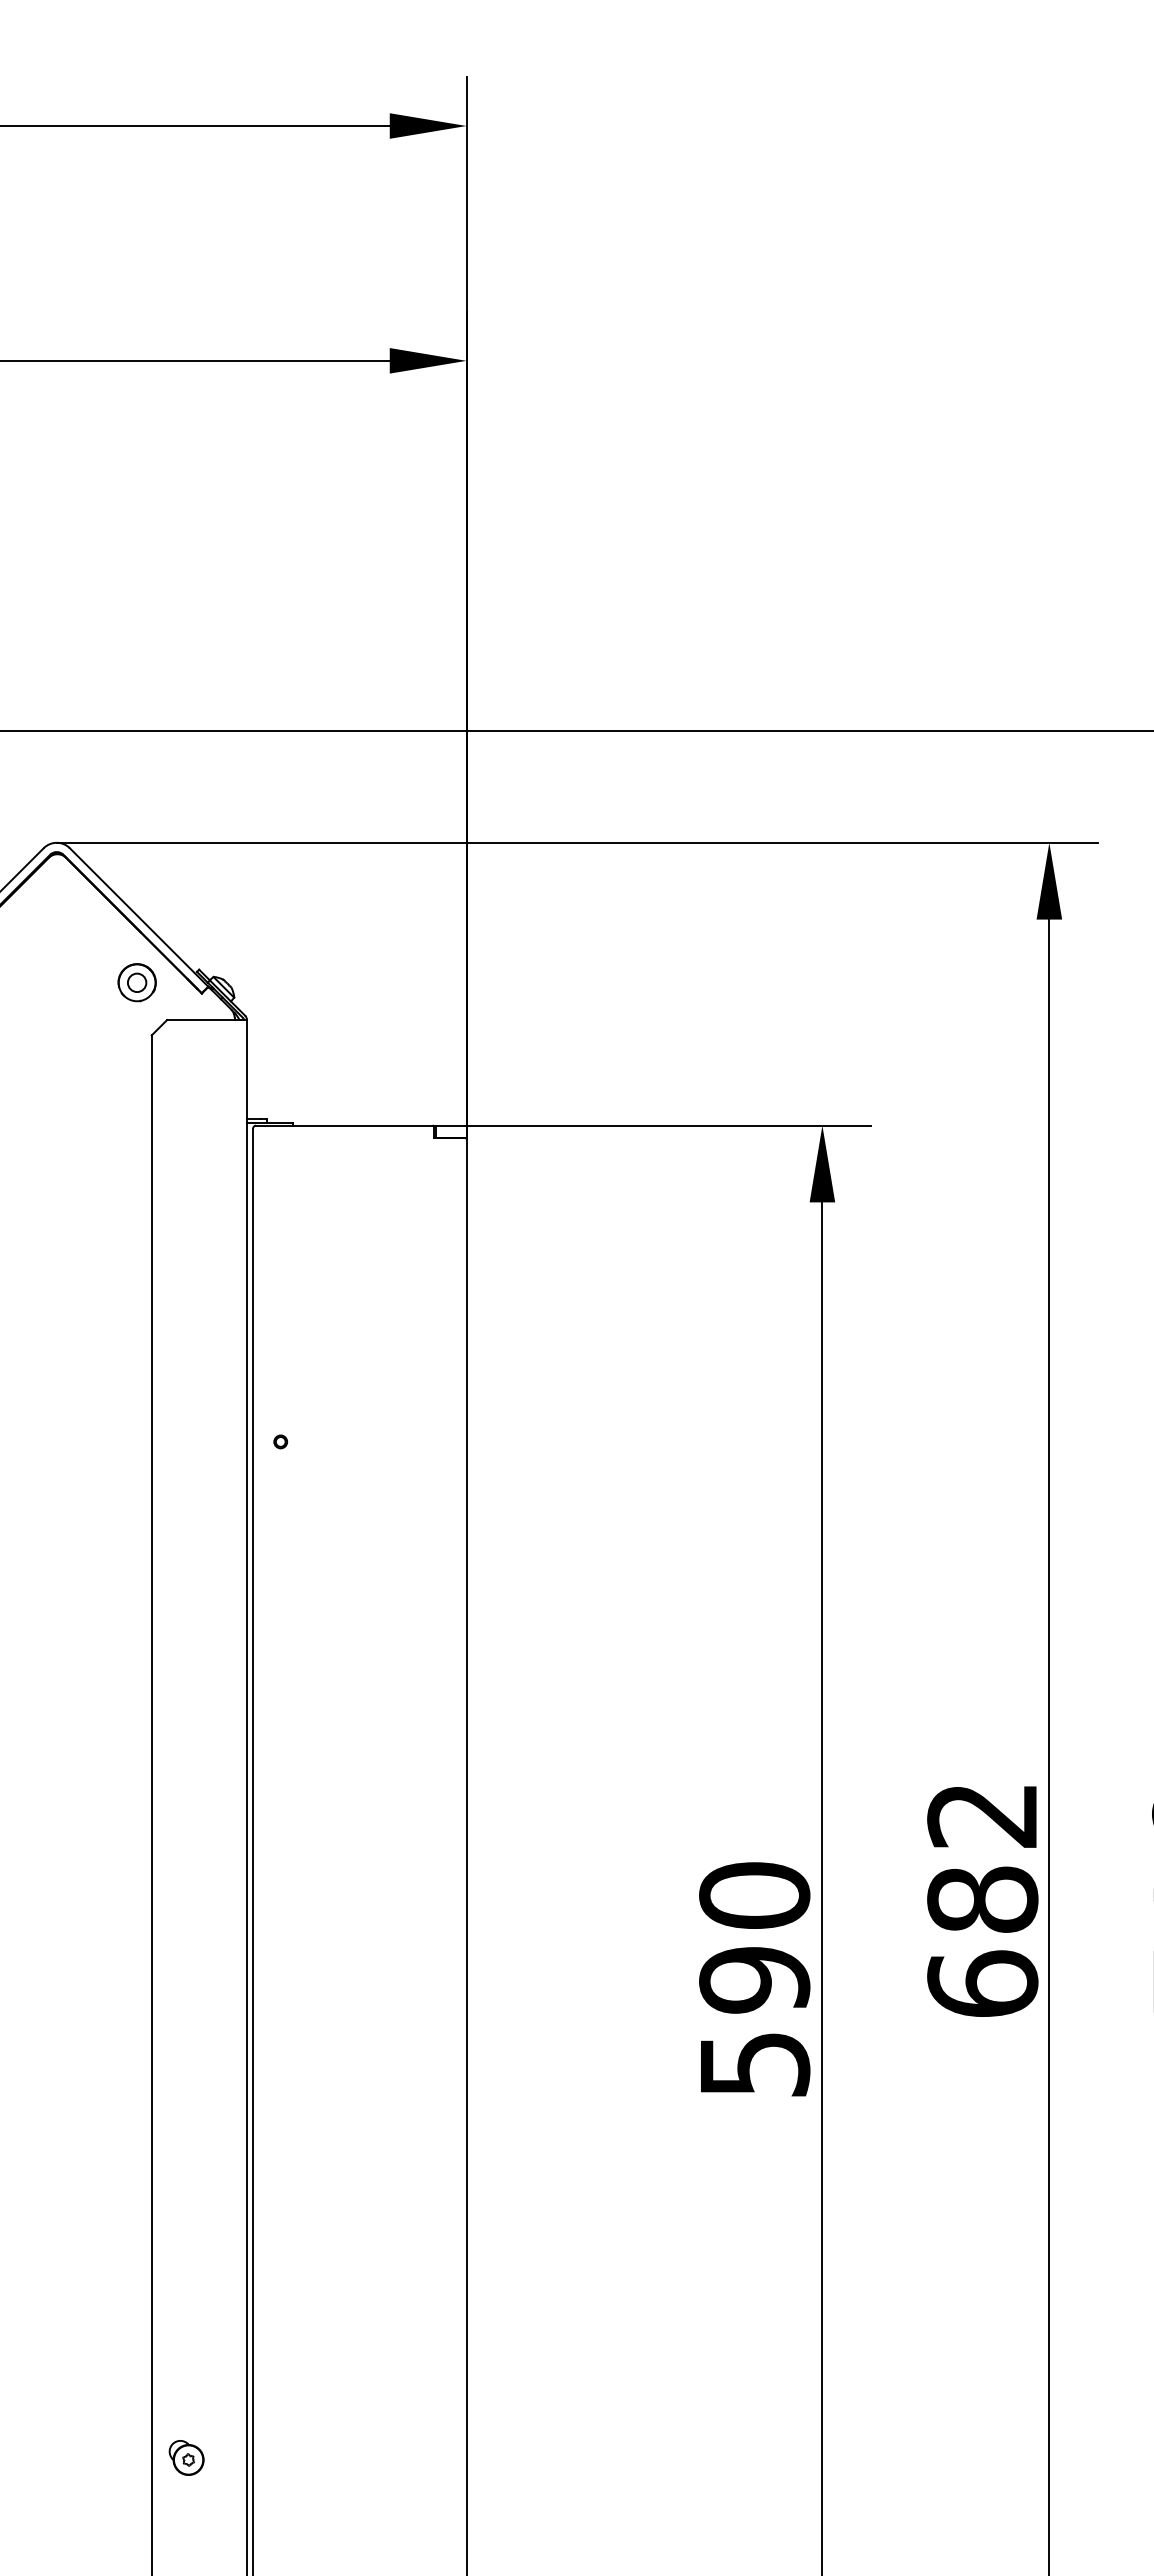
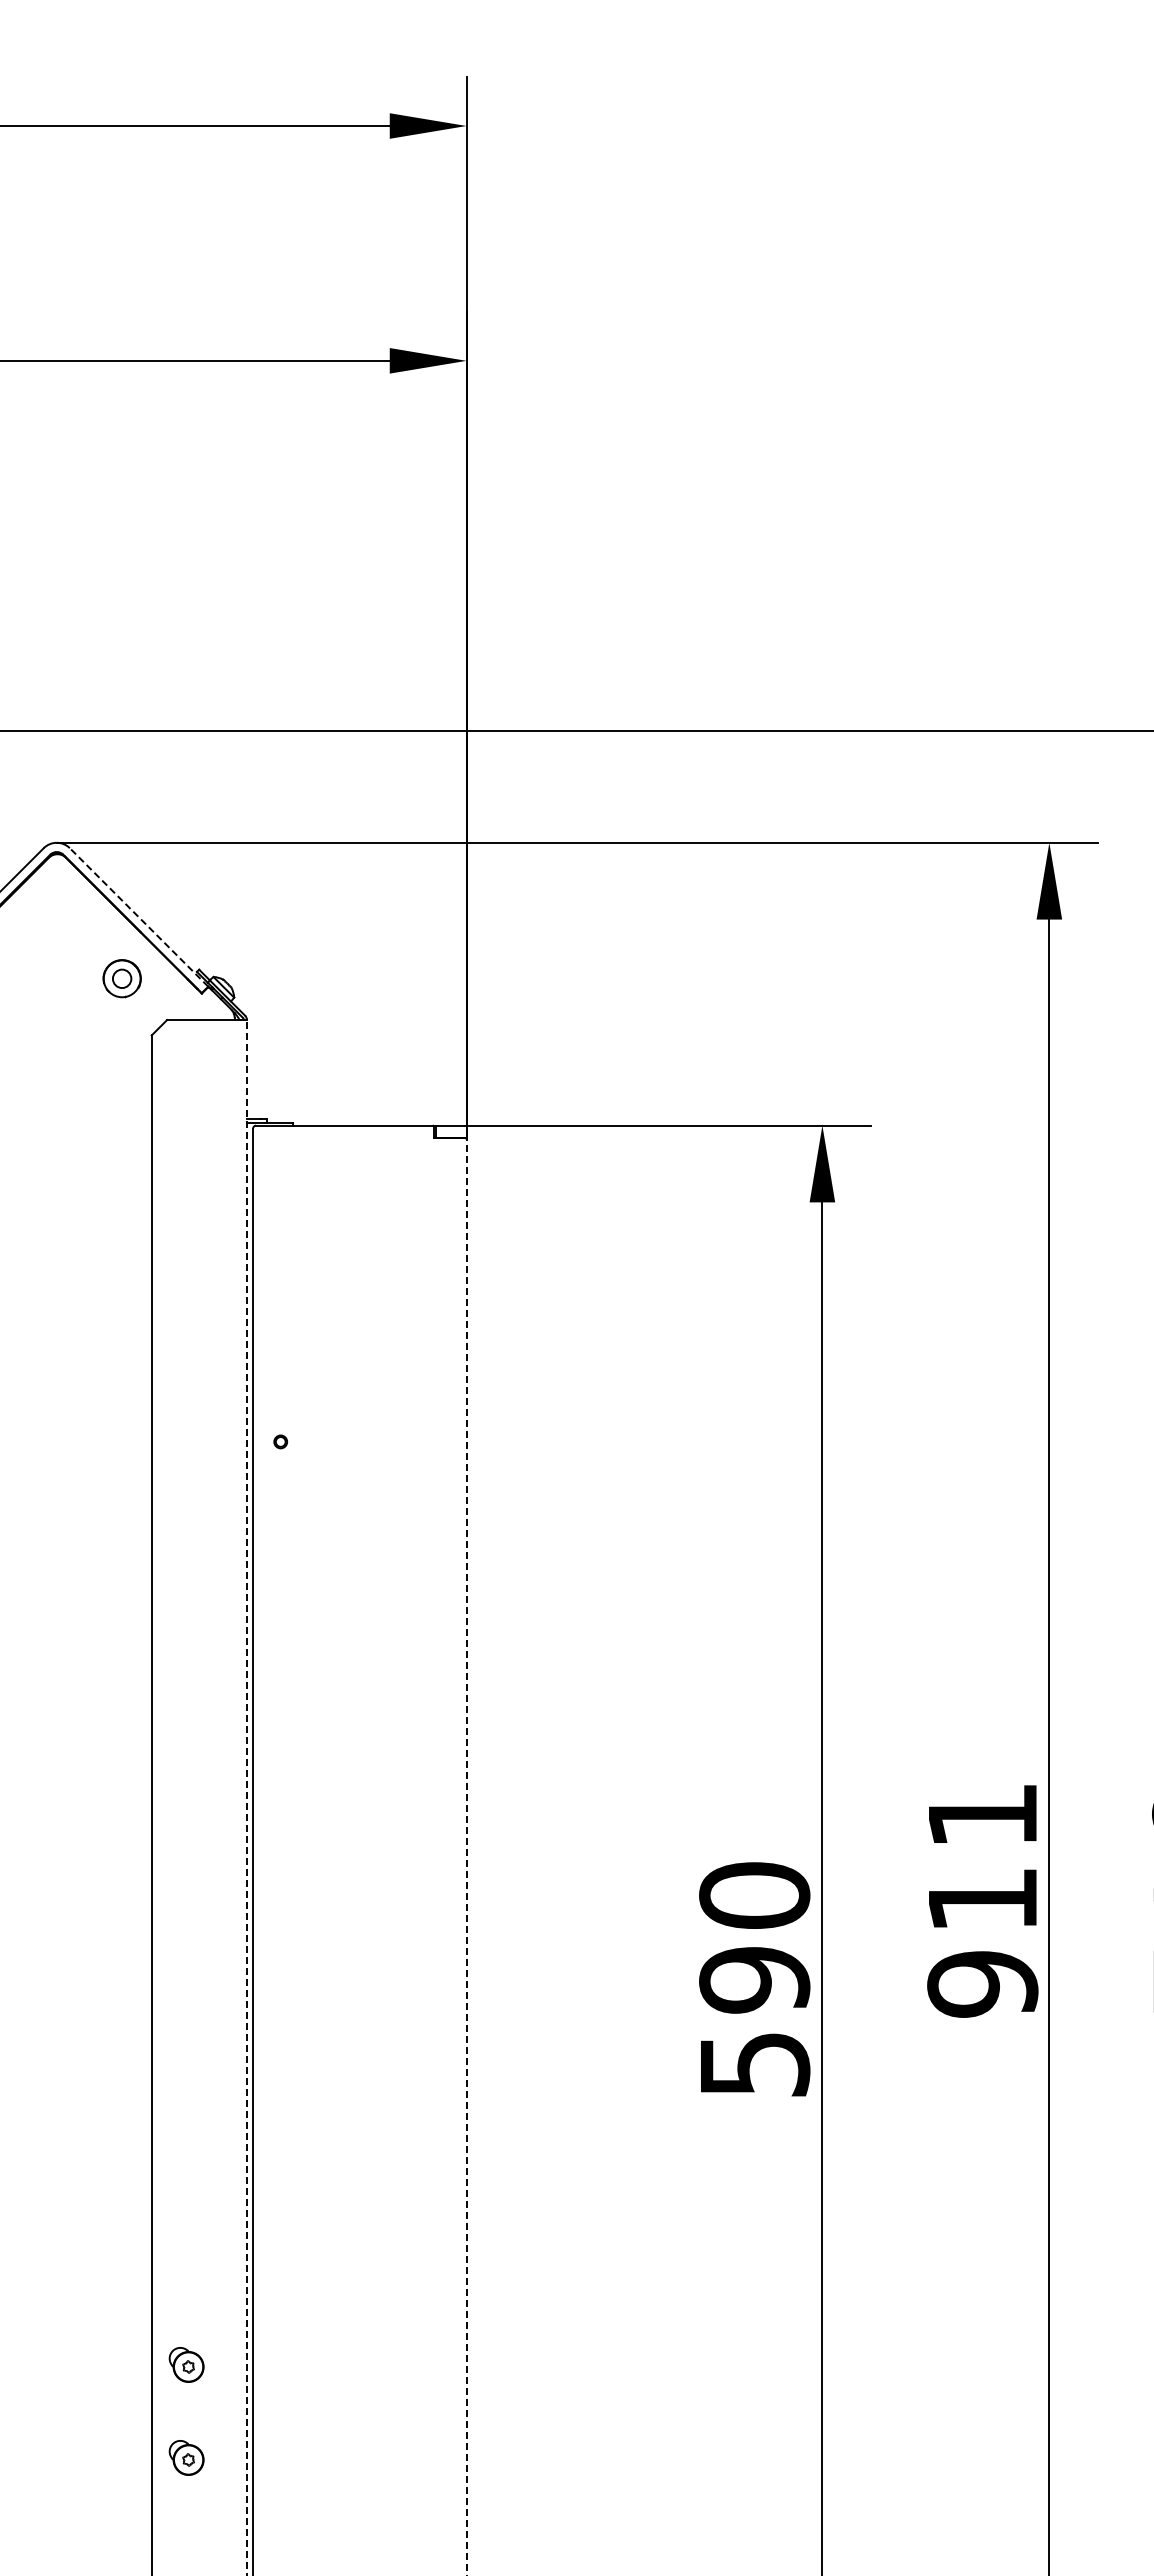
line: solid -> dashed (139, 917)
part position: (136, 982) -> (121, 978) (121, 978)
line: solid -> dashed (246, 1797)
line: solid -> dashed (466, 1857)
text: 682 -> 911 (982, 1901)
part: none -> present (186, 2364)
